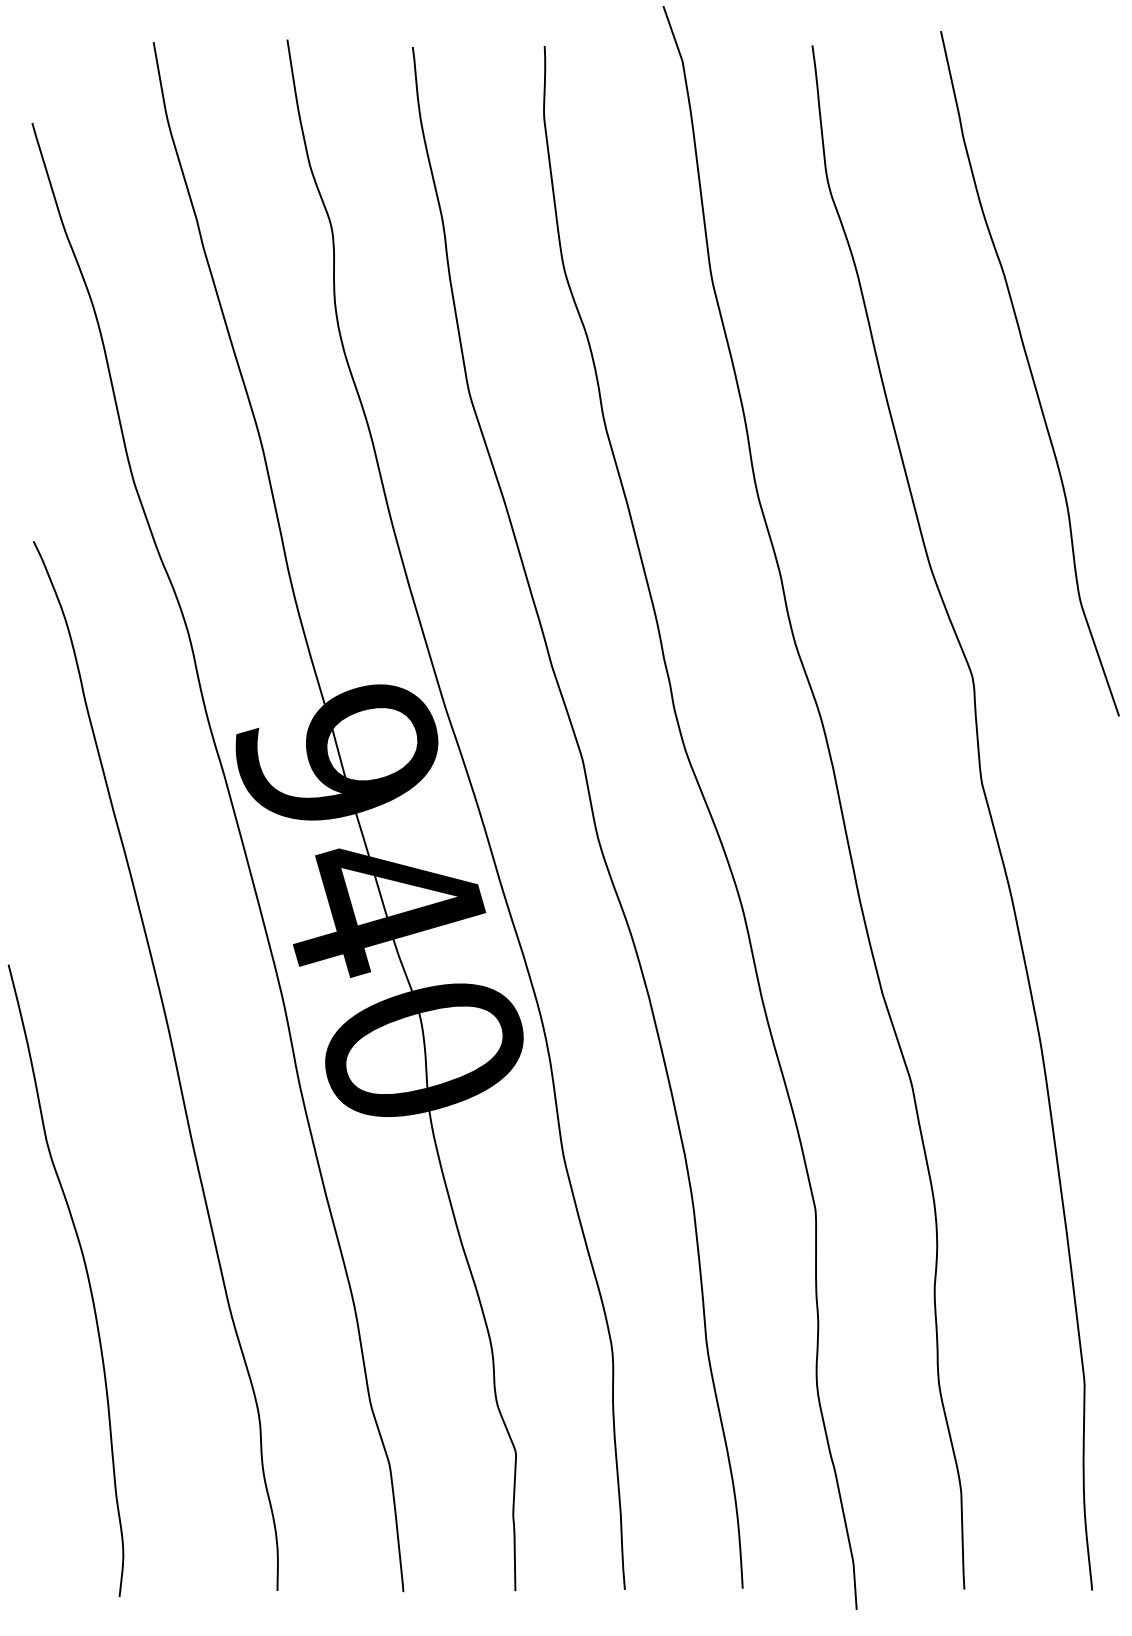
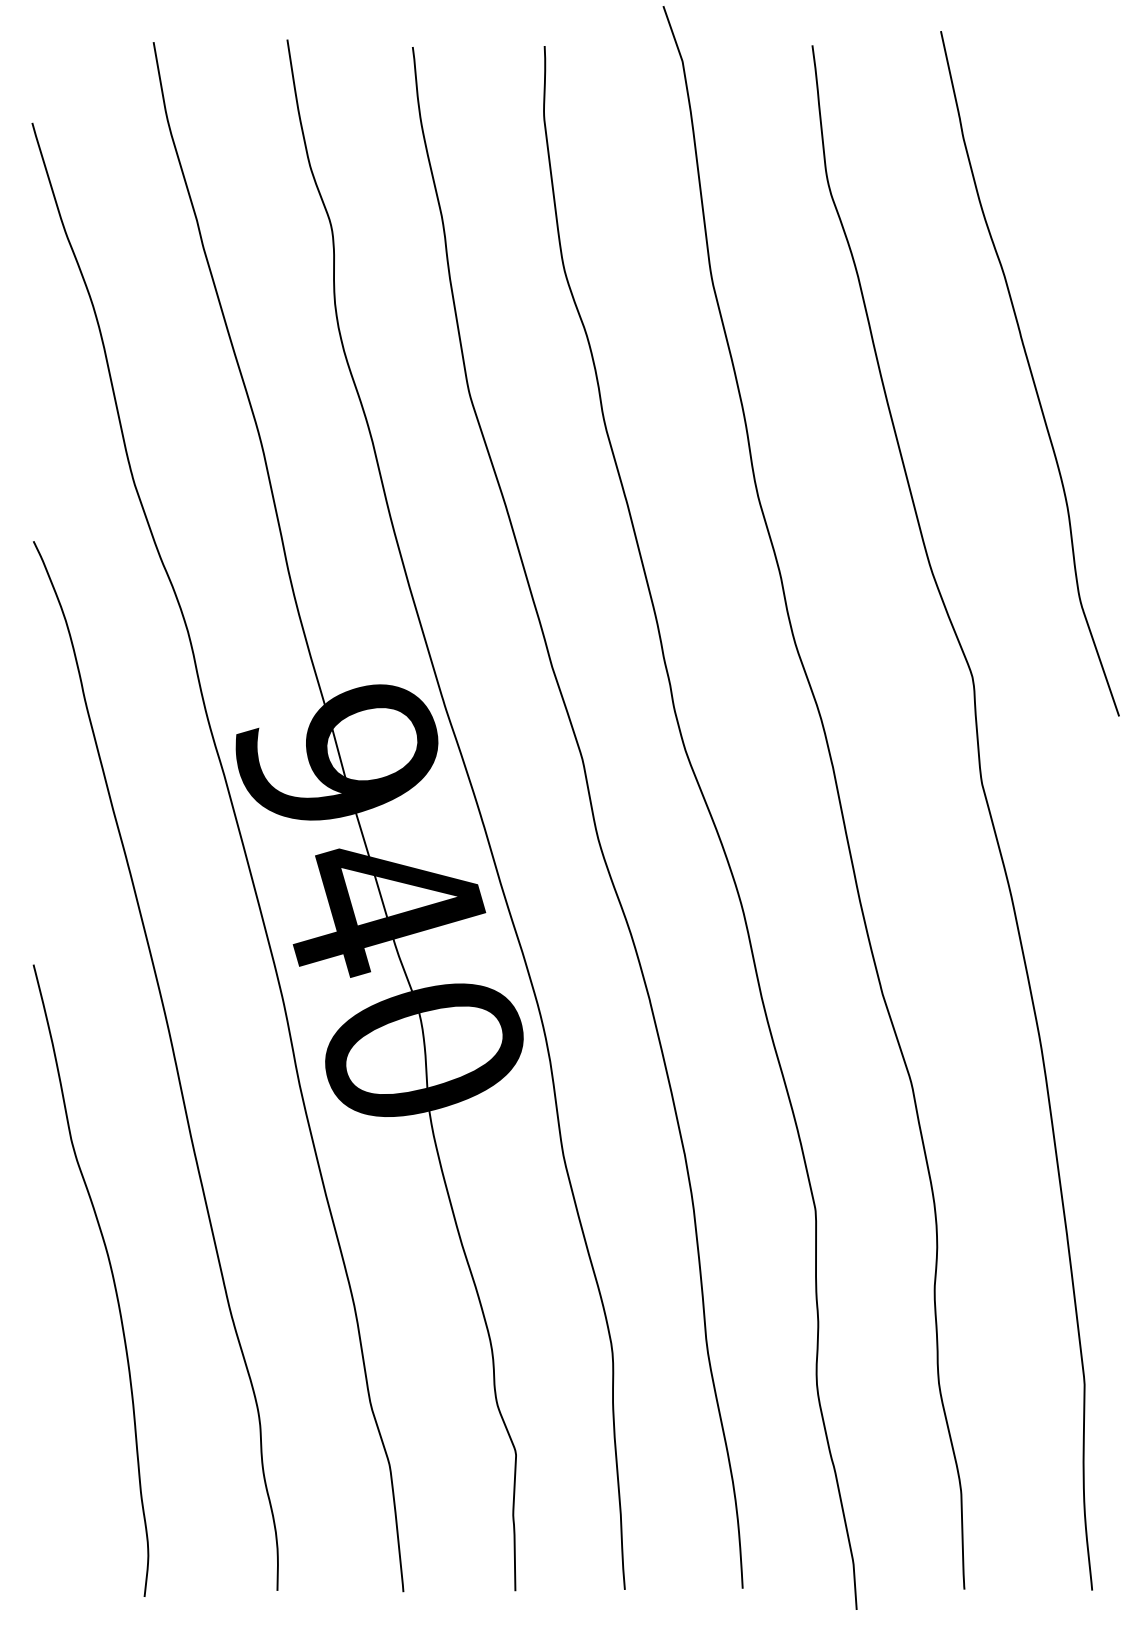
curve position: (86, 1274) -> (111, 1274) (111, 1274)
